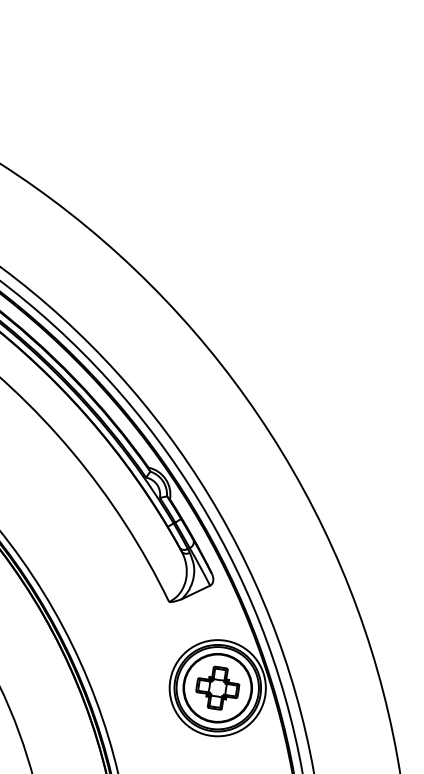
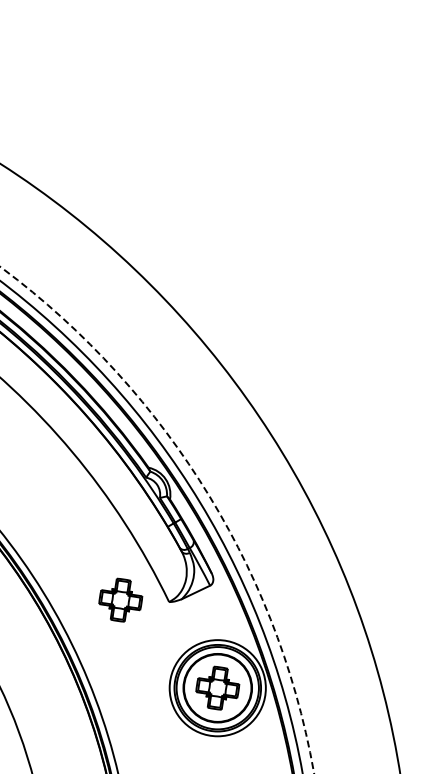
circle: solid -> dashed (157, 519)
part: none -> present (120, 599)
